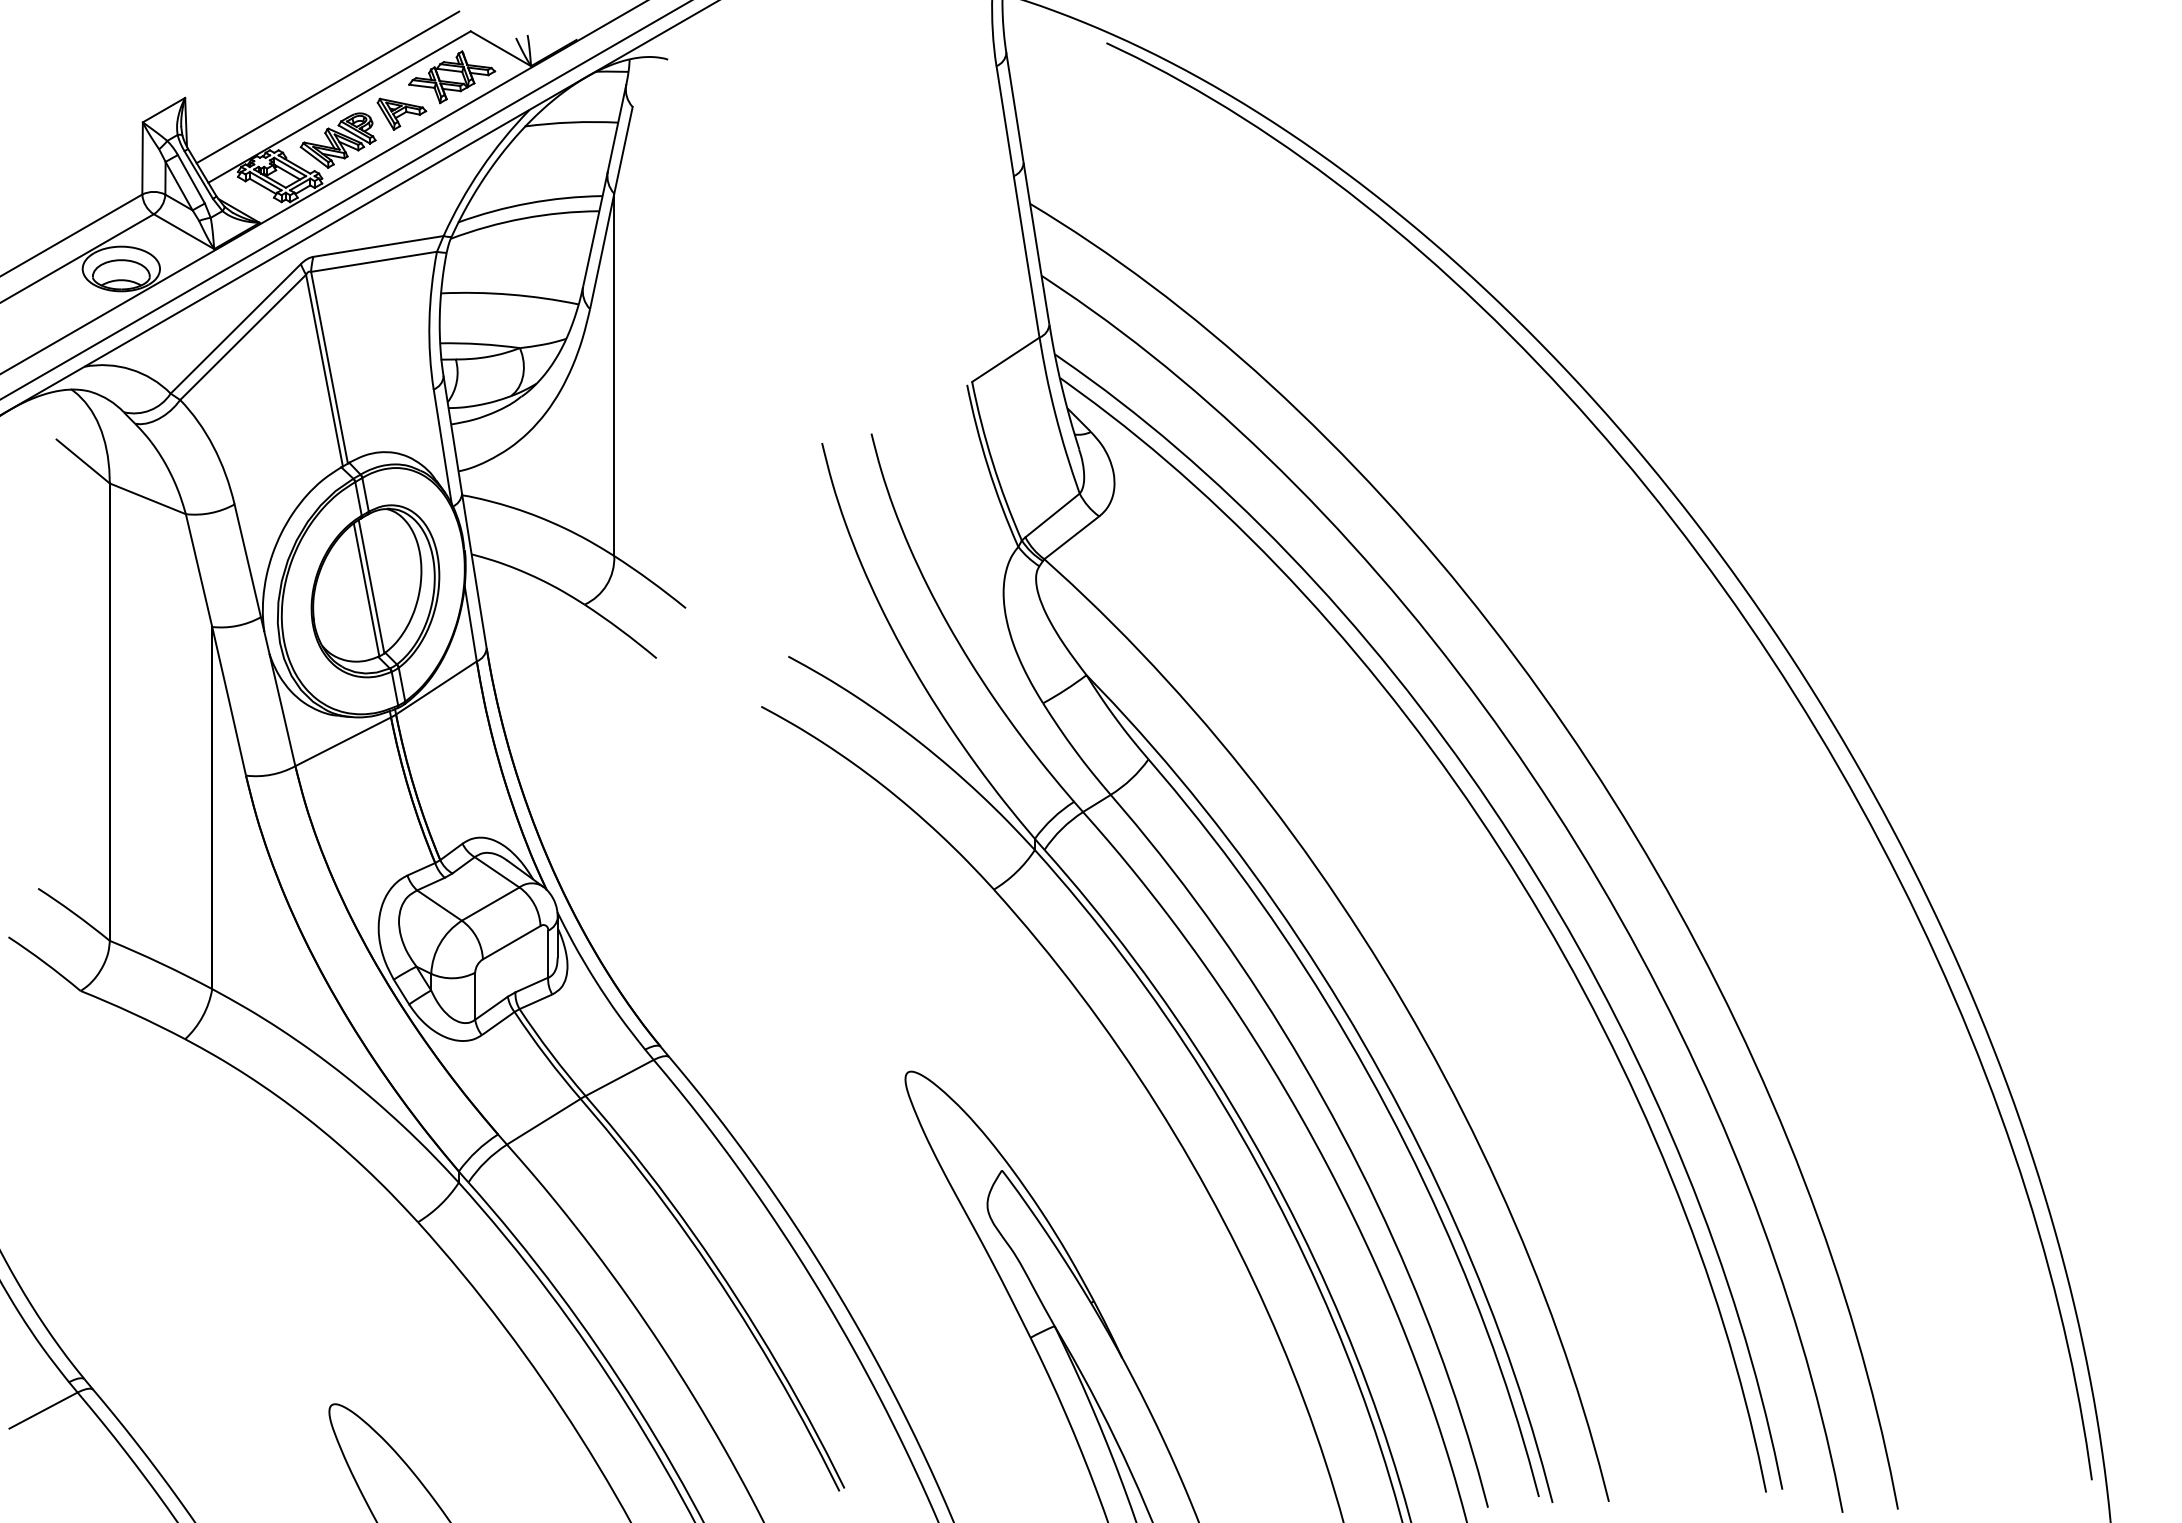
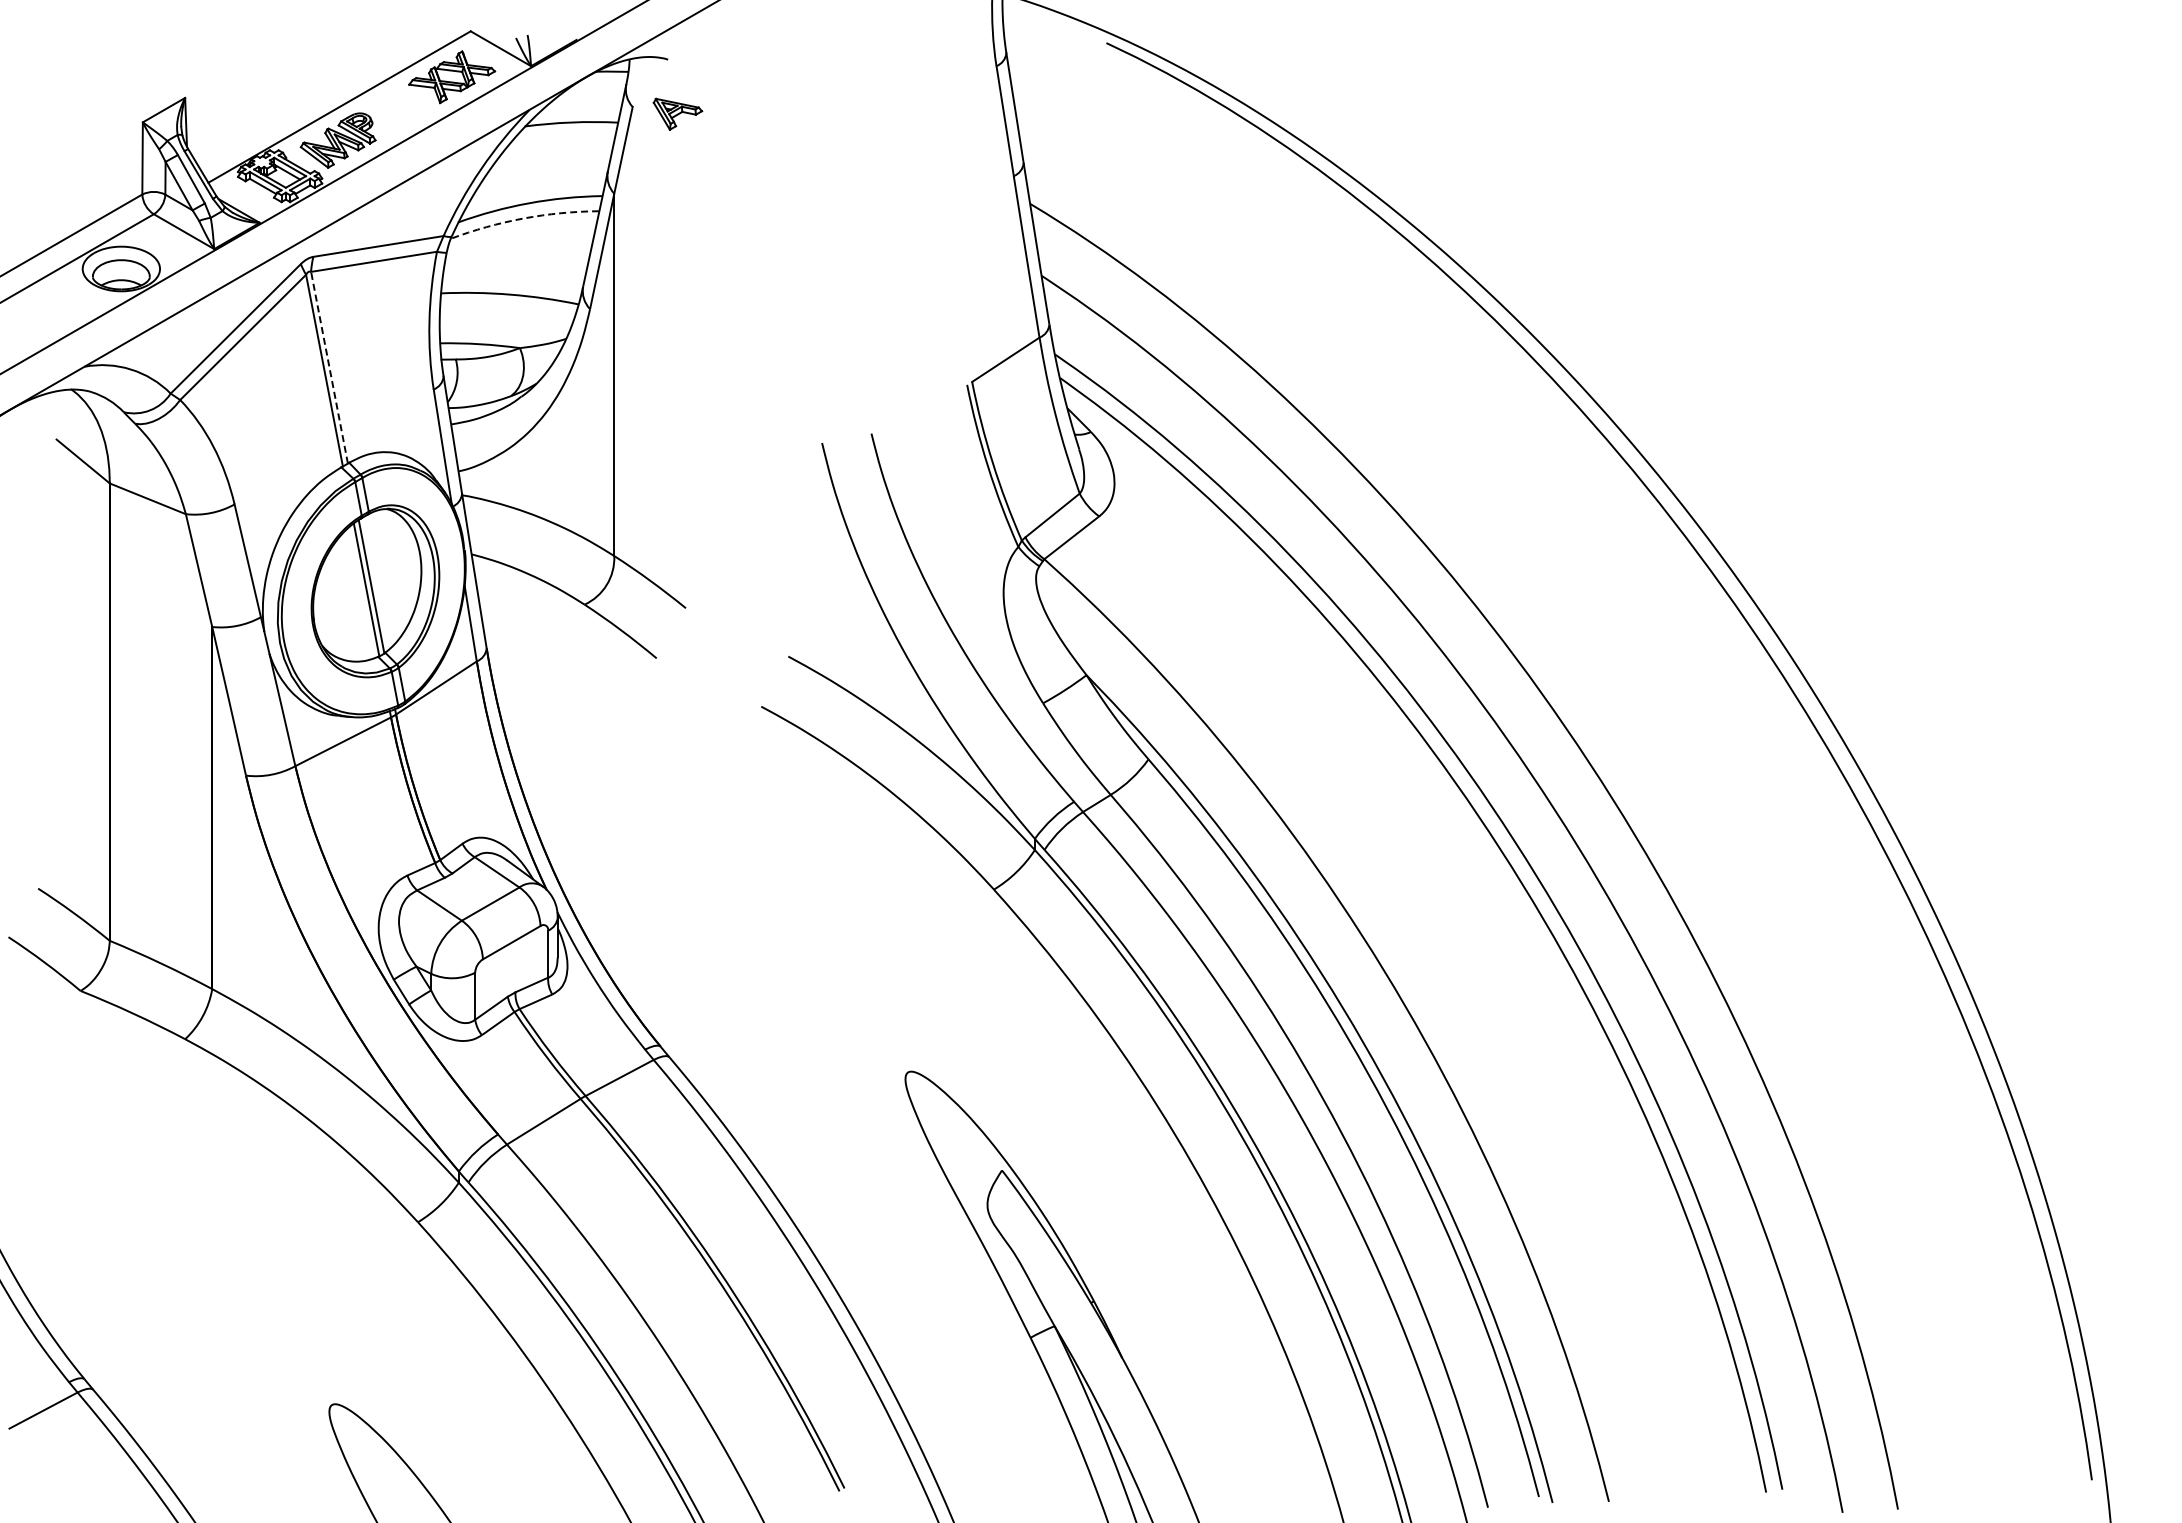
line: present -> none (327, 87)
part position: (401, 113) -> (677, 113) (677, 113)
line: present -> none (345, 200)
arc: solid -> dashed (523, 218)
line: solid -> dashed (329, 367)
